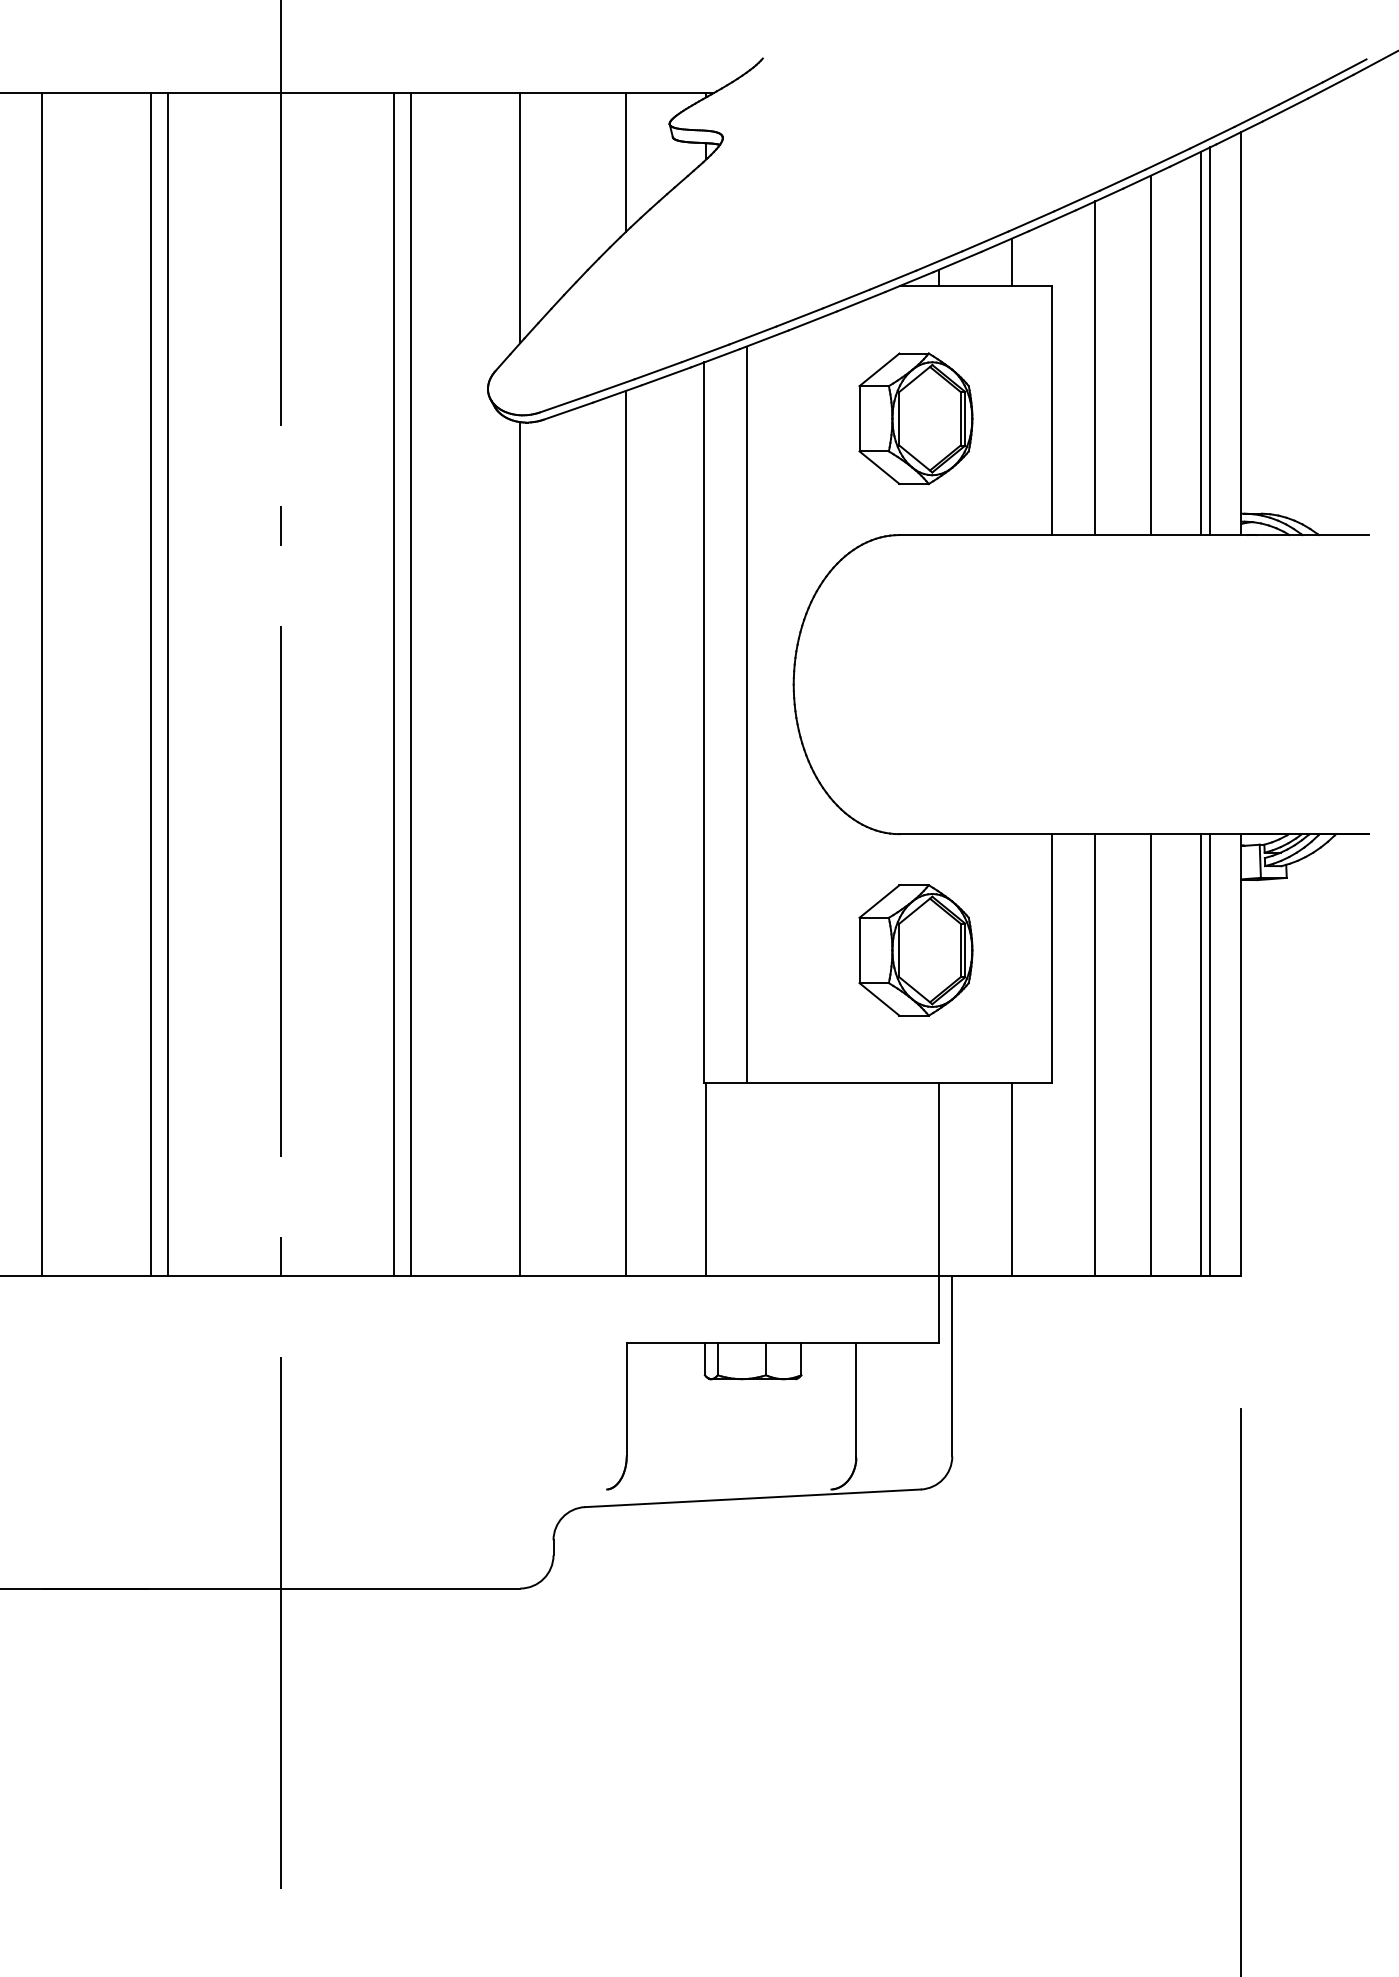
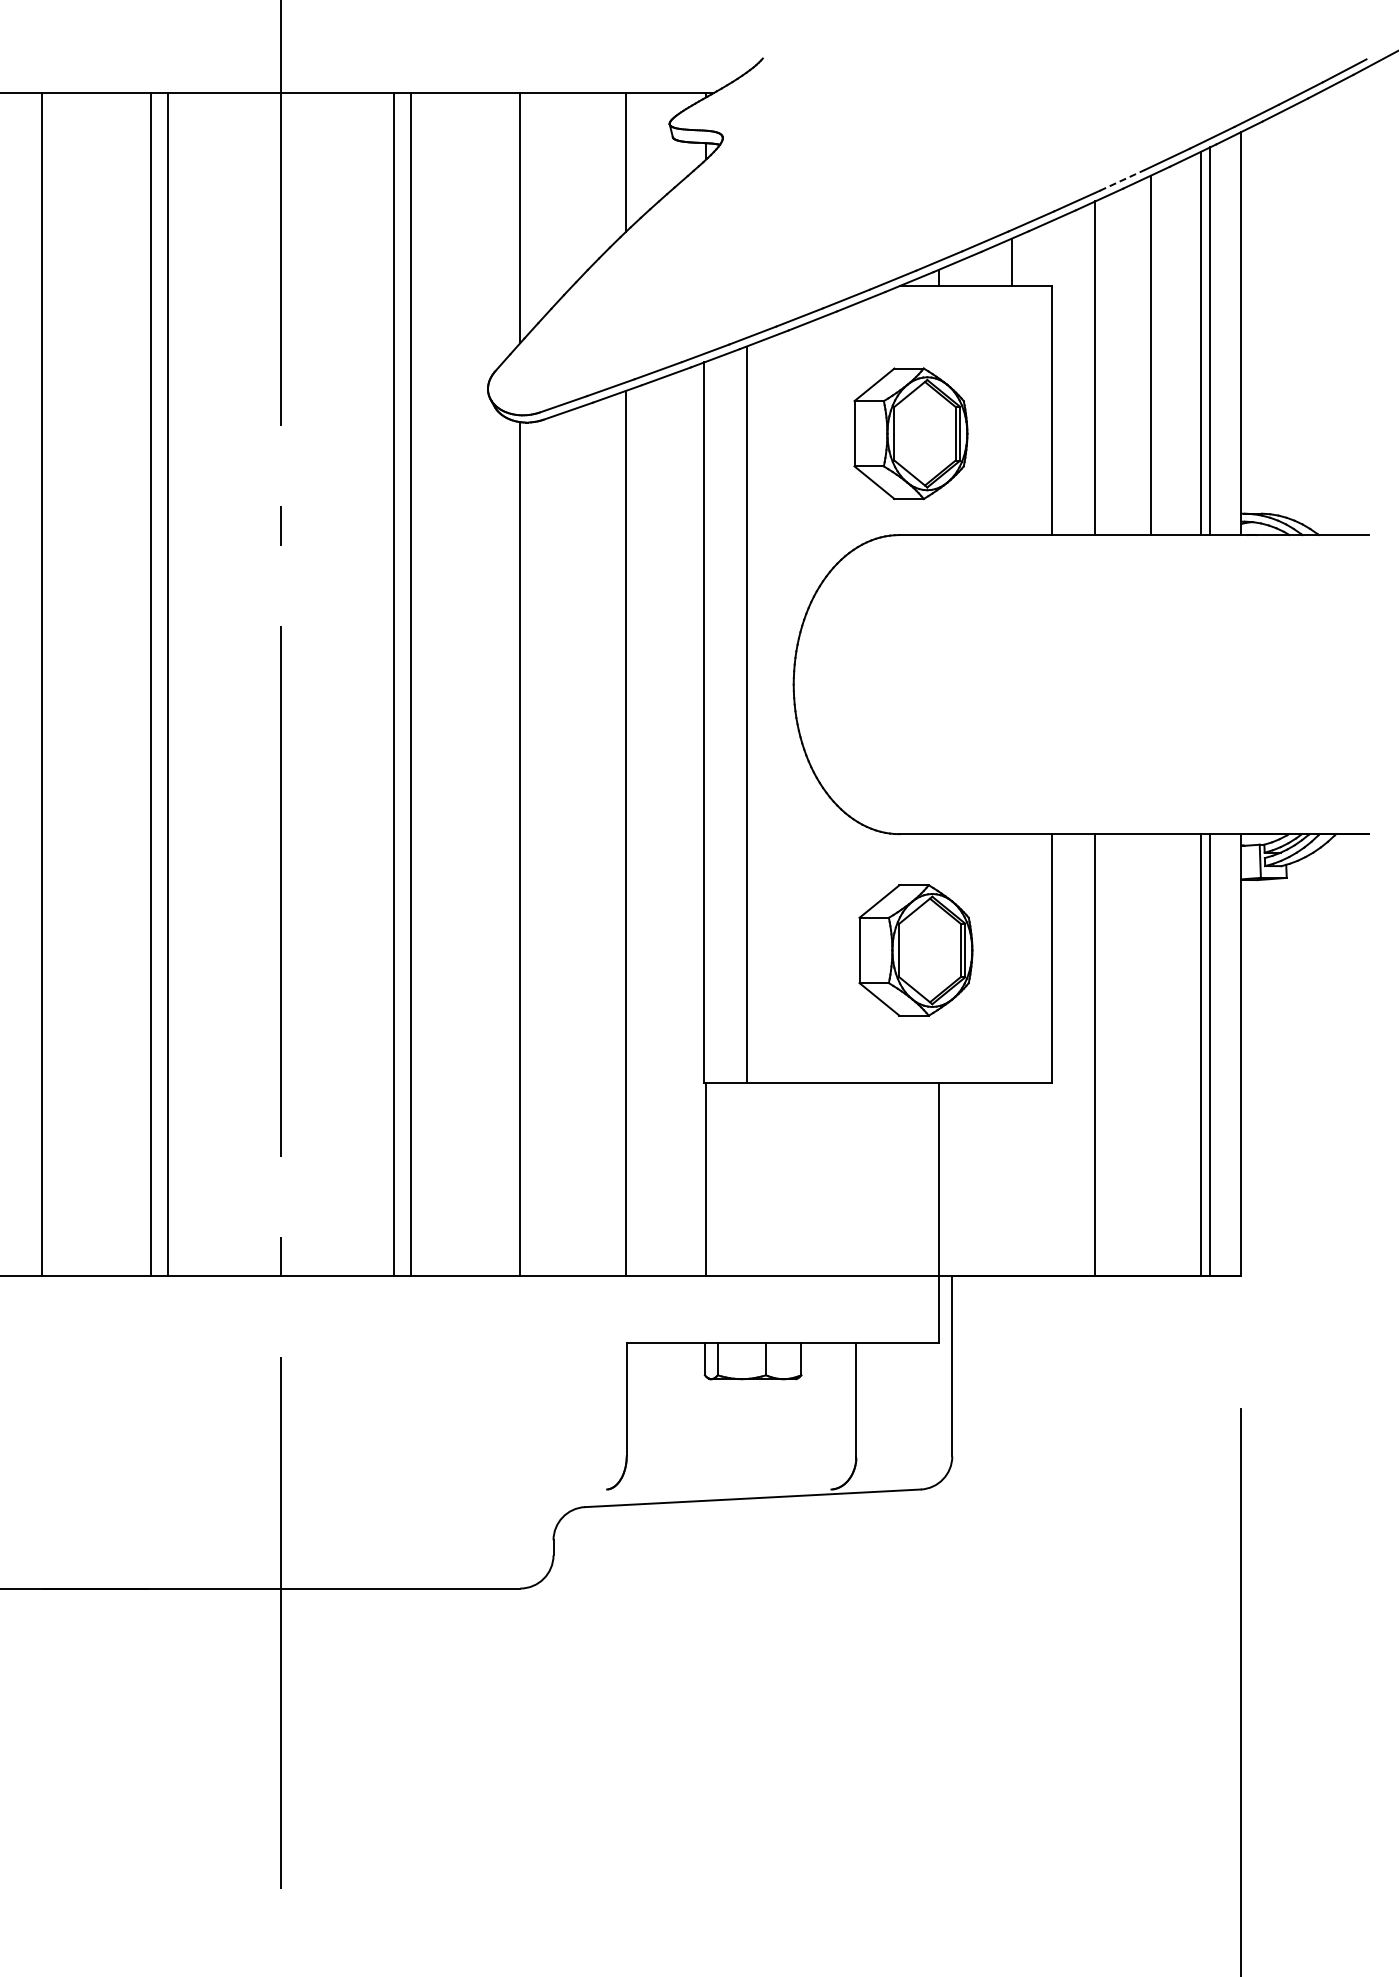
line: solid -> dashed (1122, 180)
part position: (915, 418) -> (910, 433) (910, 433)
line: present -> none (1151, 1055)
line: present -> none (1011, 1179)
